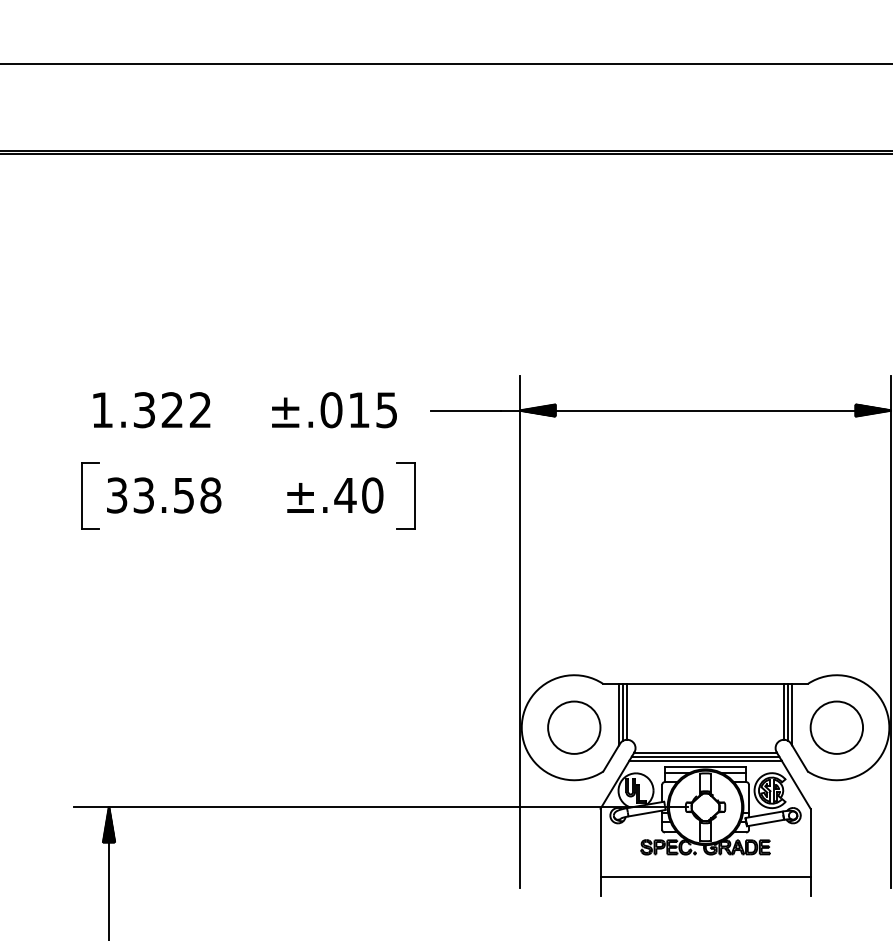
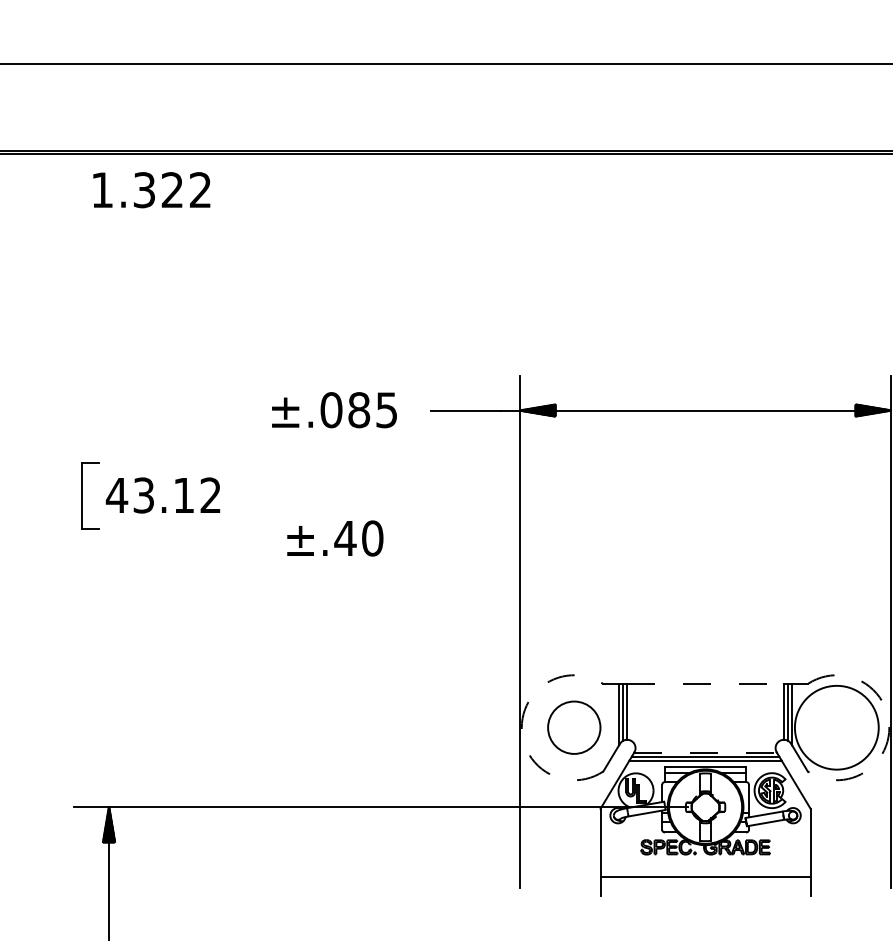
text position: (151, 410) -> (151, 190) (151, 190)
text: ±.015 -> ±.085 (359, 410)
text: 33.58 -> 43.12 (163, 495)
text position: (335, 495) -> (335, 538) (335, 538)
part: present -> none (414, 495)
line: solid -> dashed (705, 683)
arc: solid -> dashed (521, 727)
circle diameter: 52 px -> 84 px (836, 727)
arc: solid -> dashed (889, 727)
line: solid -> dashed (706, 752)
